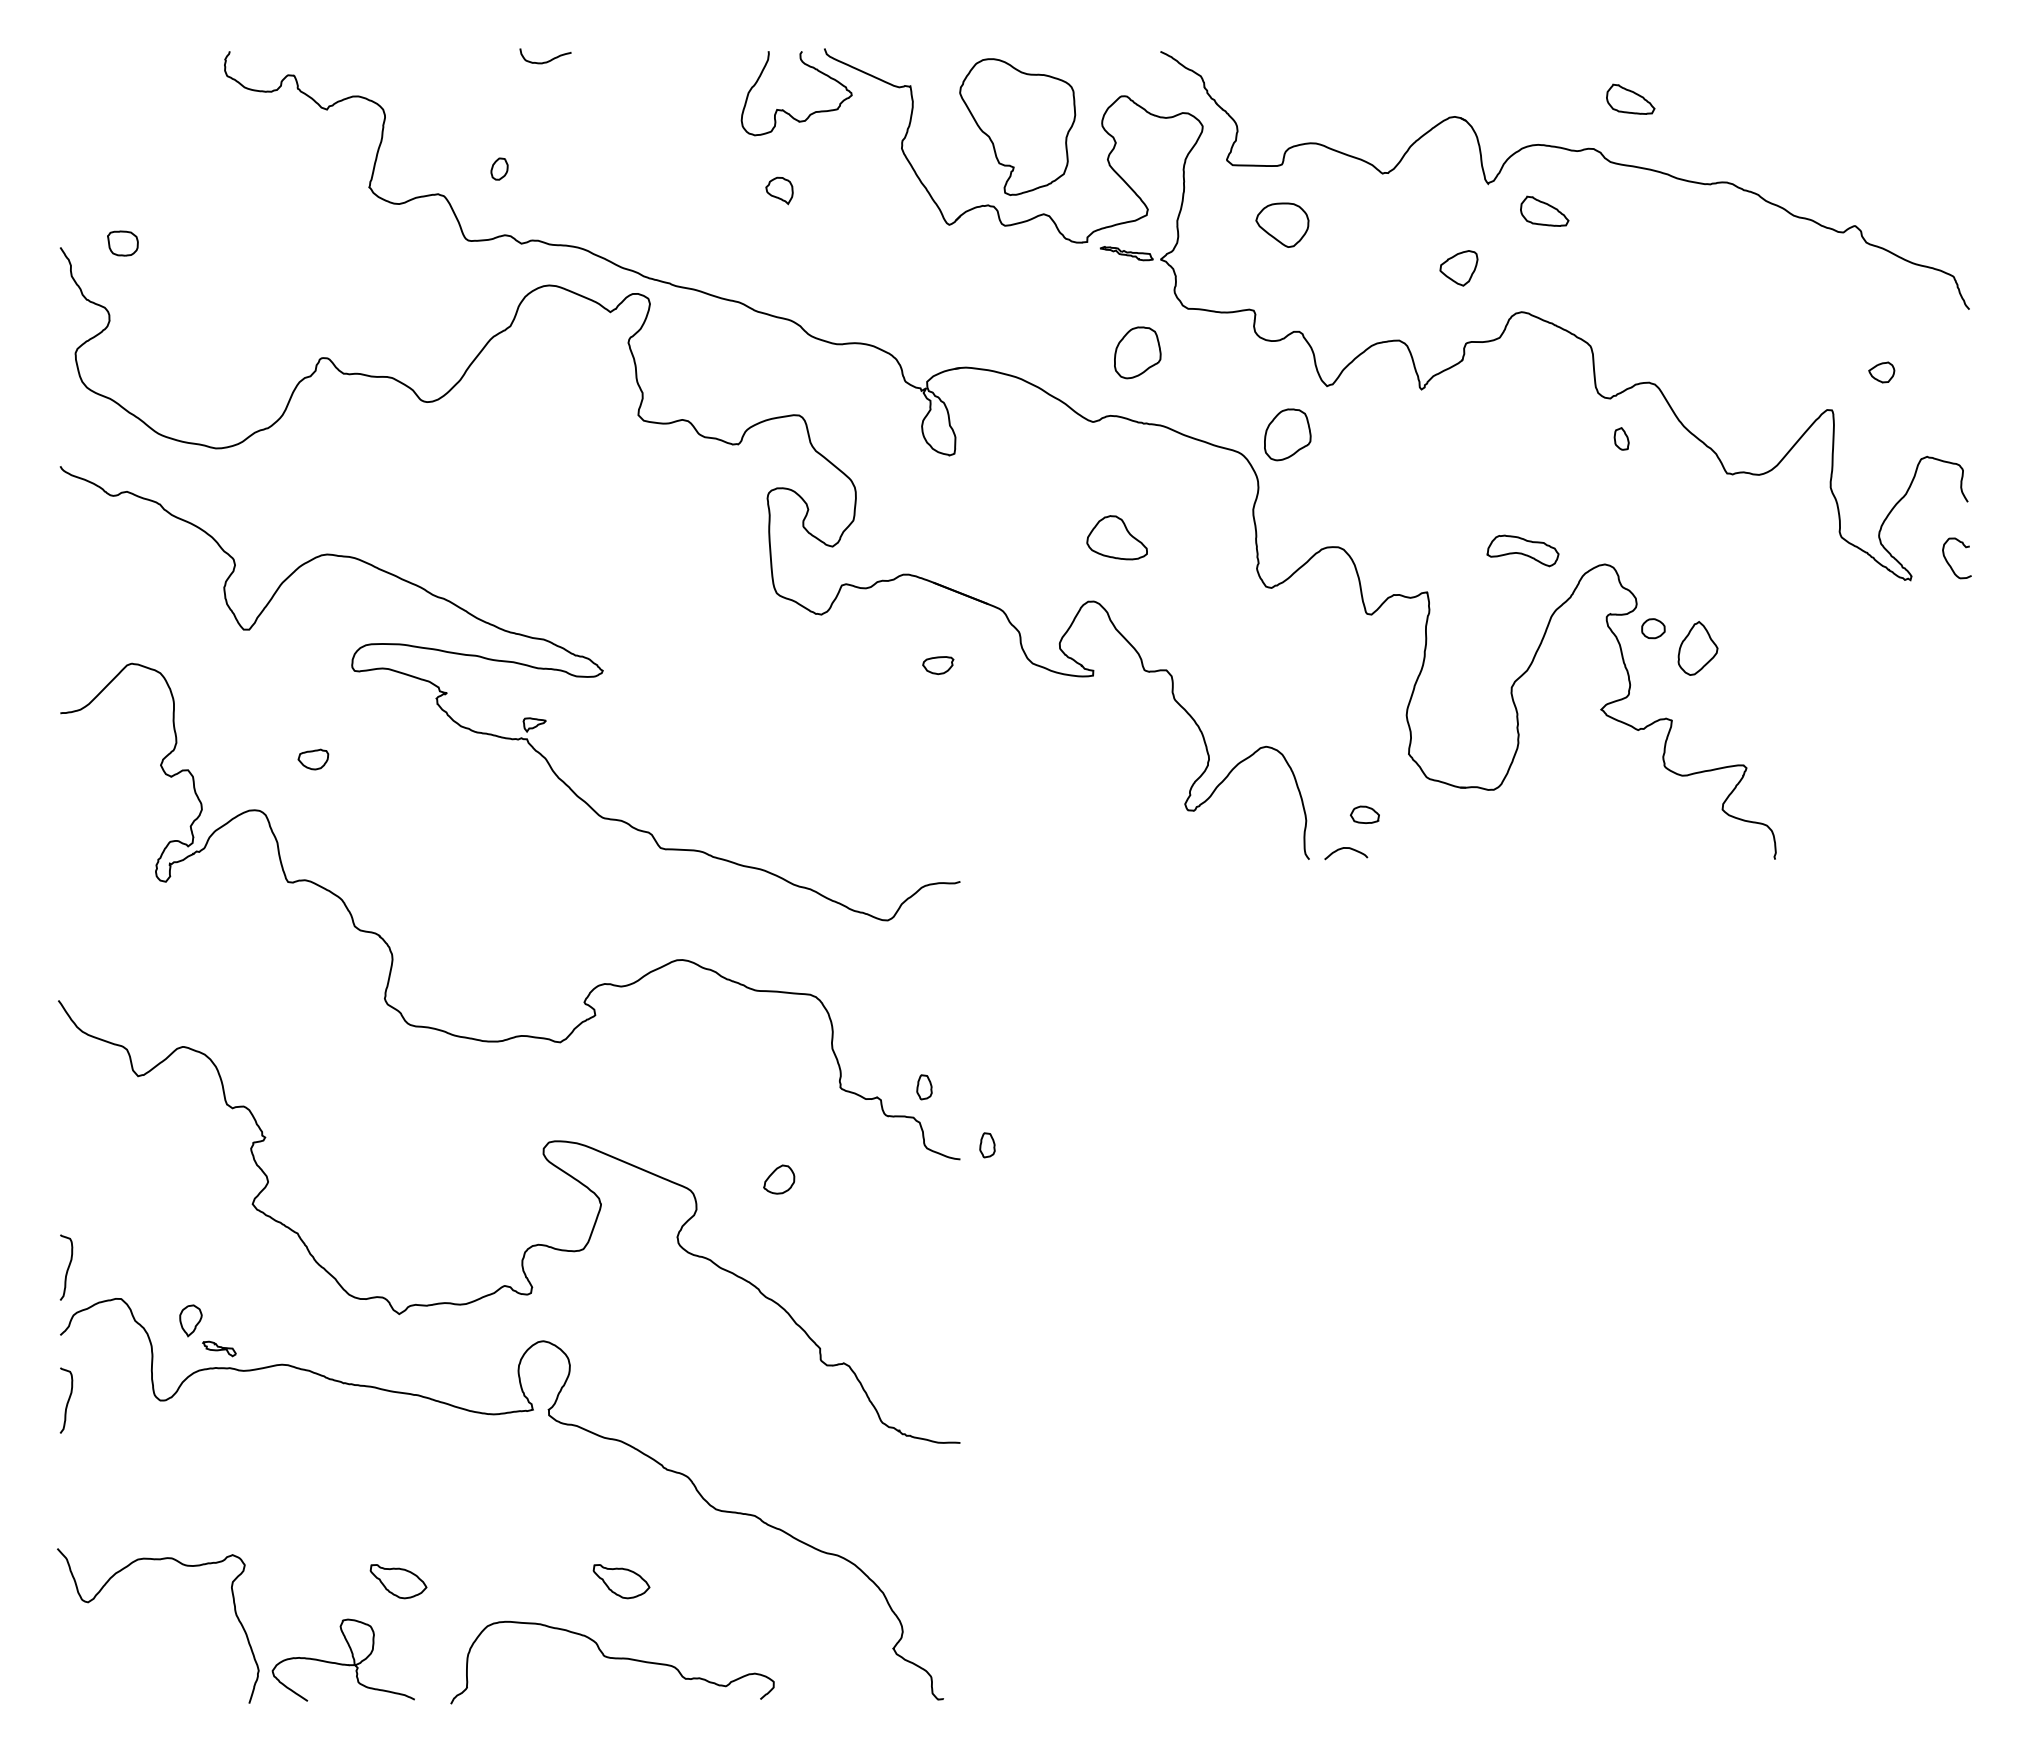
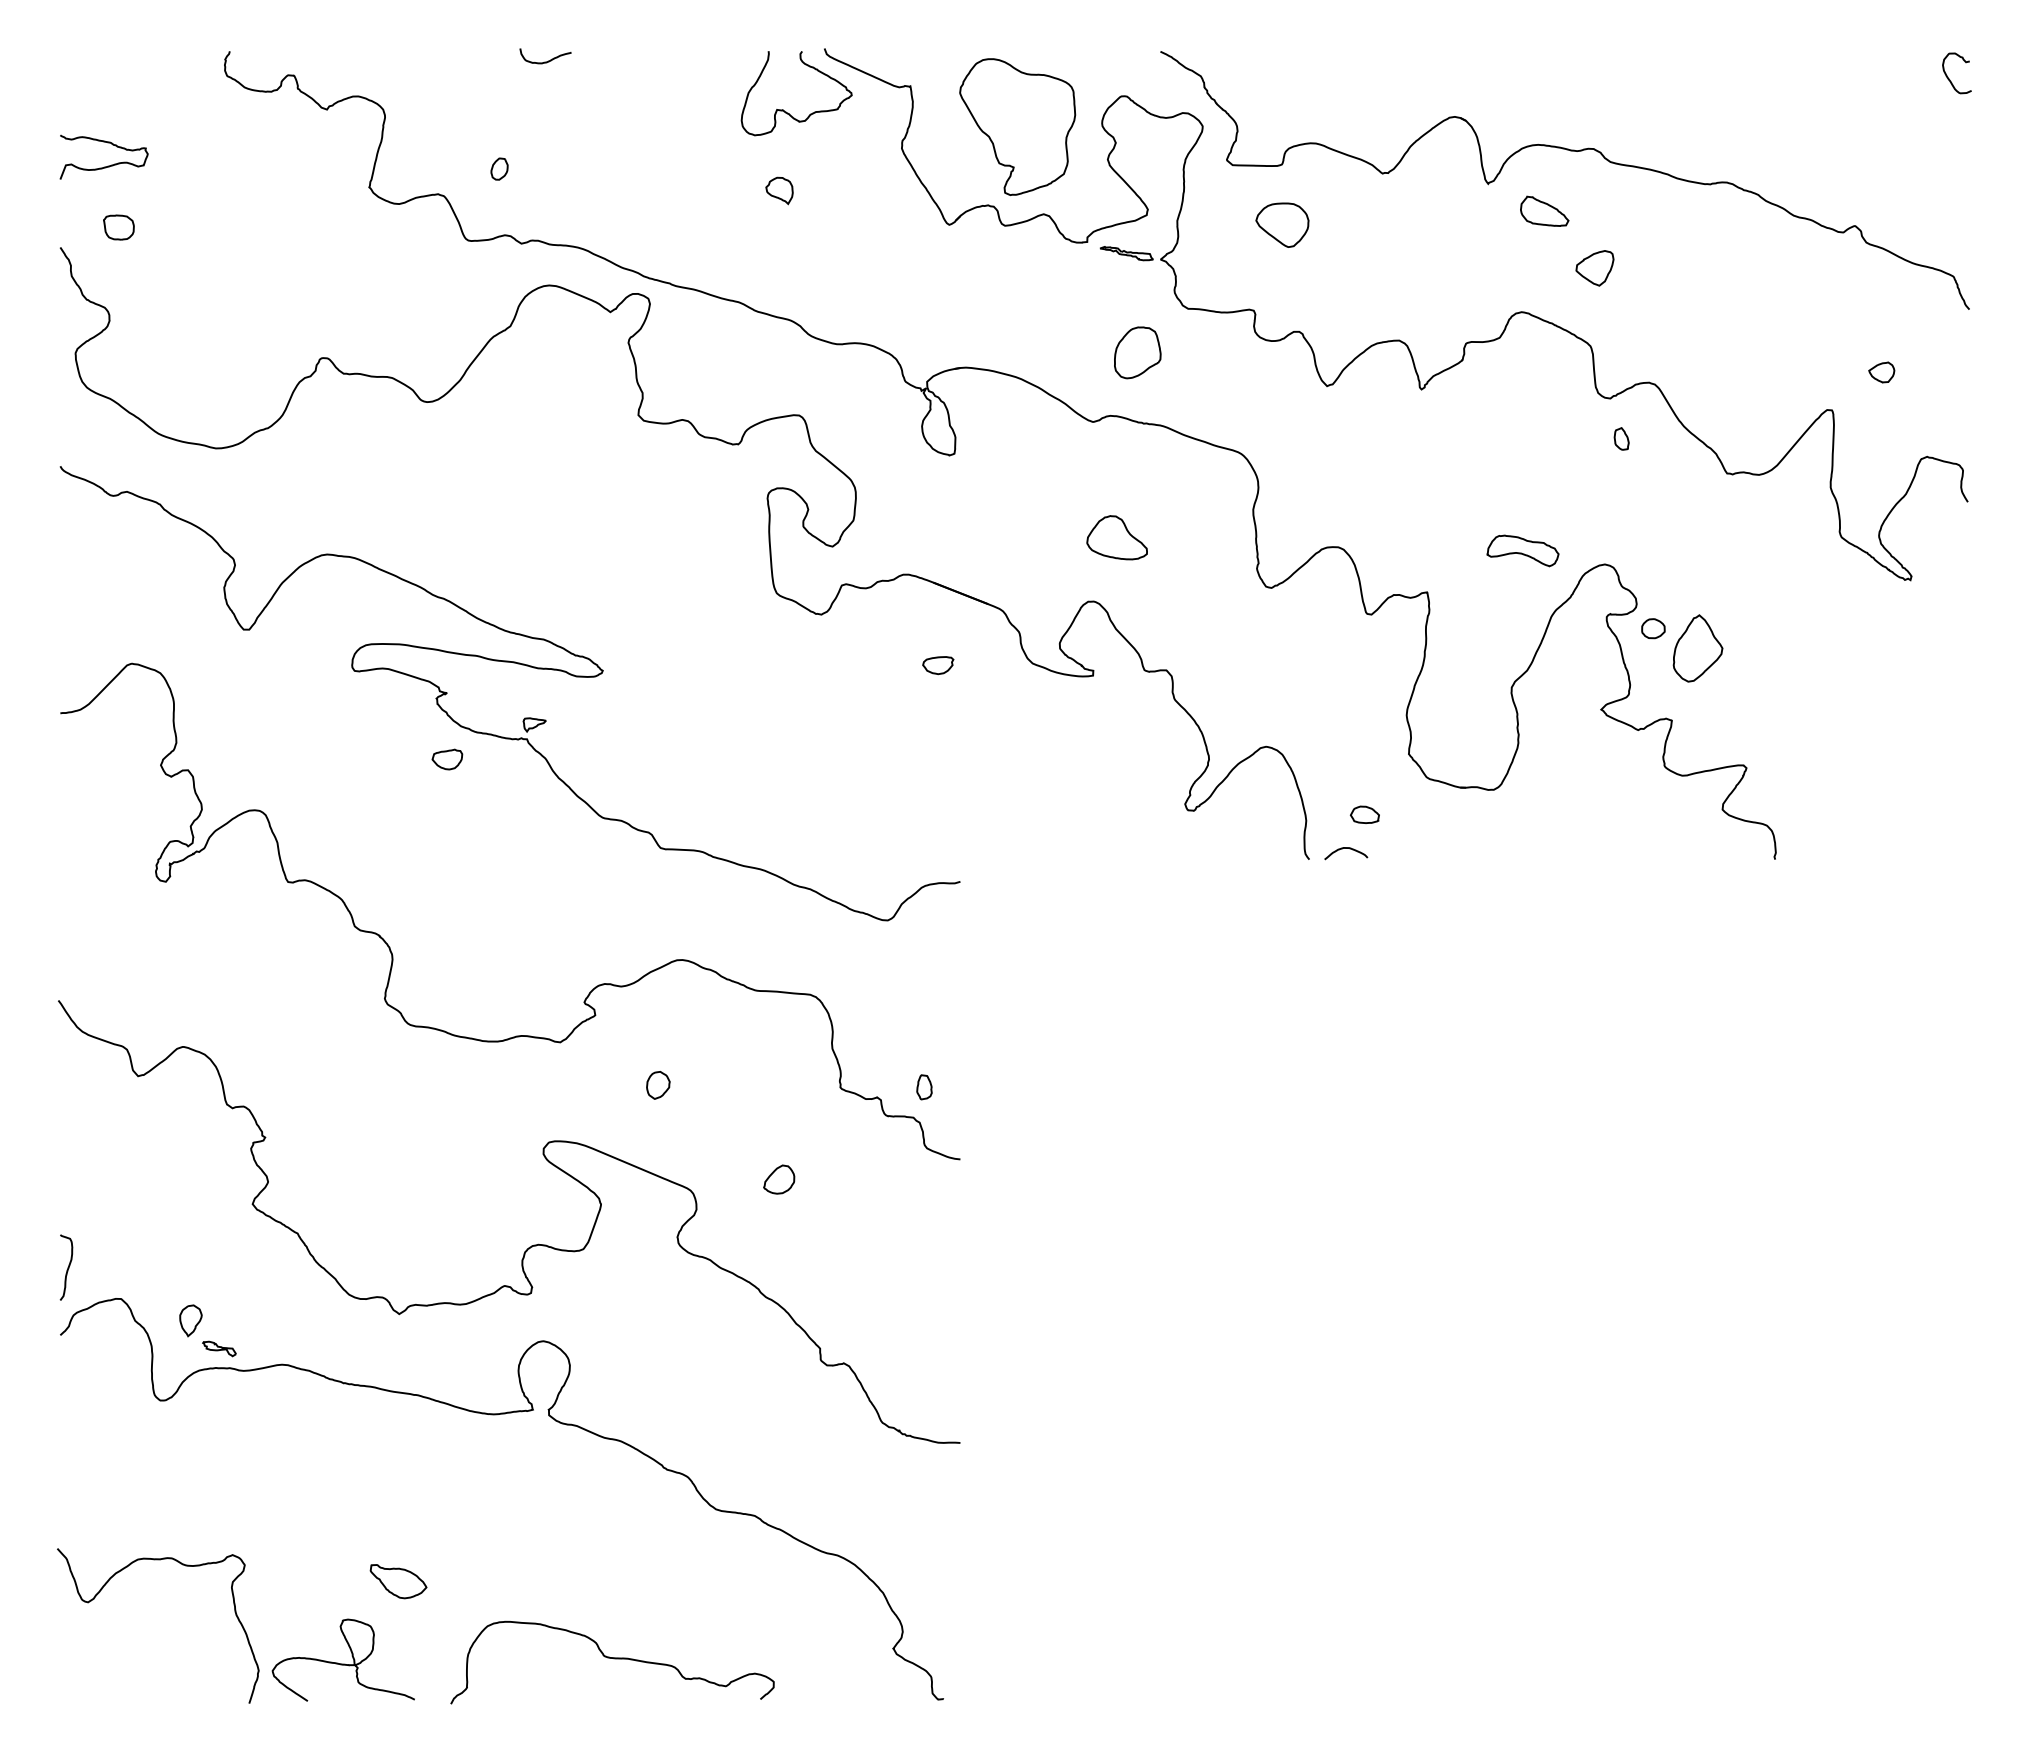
part: present -> none (1630, 98)
curve: none -> present (107, 165)
part position: (122, 243) -> (118, 227) (118, 227)
part position: (1458, 268) -> (1594, 268) (1594, 268)
part: present -> none (1287, 434)
curve position: (1950, 564) -> (1950, 79) (1950, 79)
part size: 42x55 px -> 52x69 px (1697, 648)
part position: (313, 759) -> (447, 759) (447, 759)
part: none -> present (658, 1085)
part: present -> none (987, 1145)
curve: present -> none (67, 1400)
part: present -> none (621, 1581)
